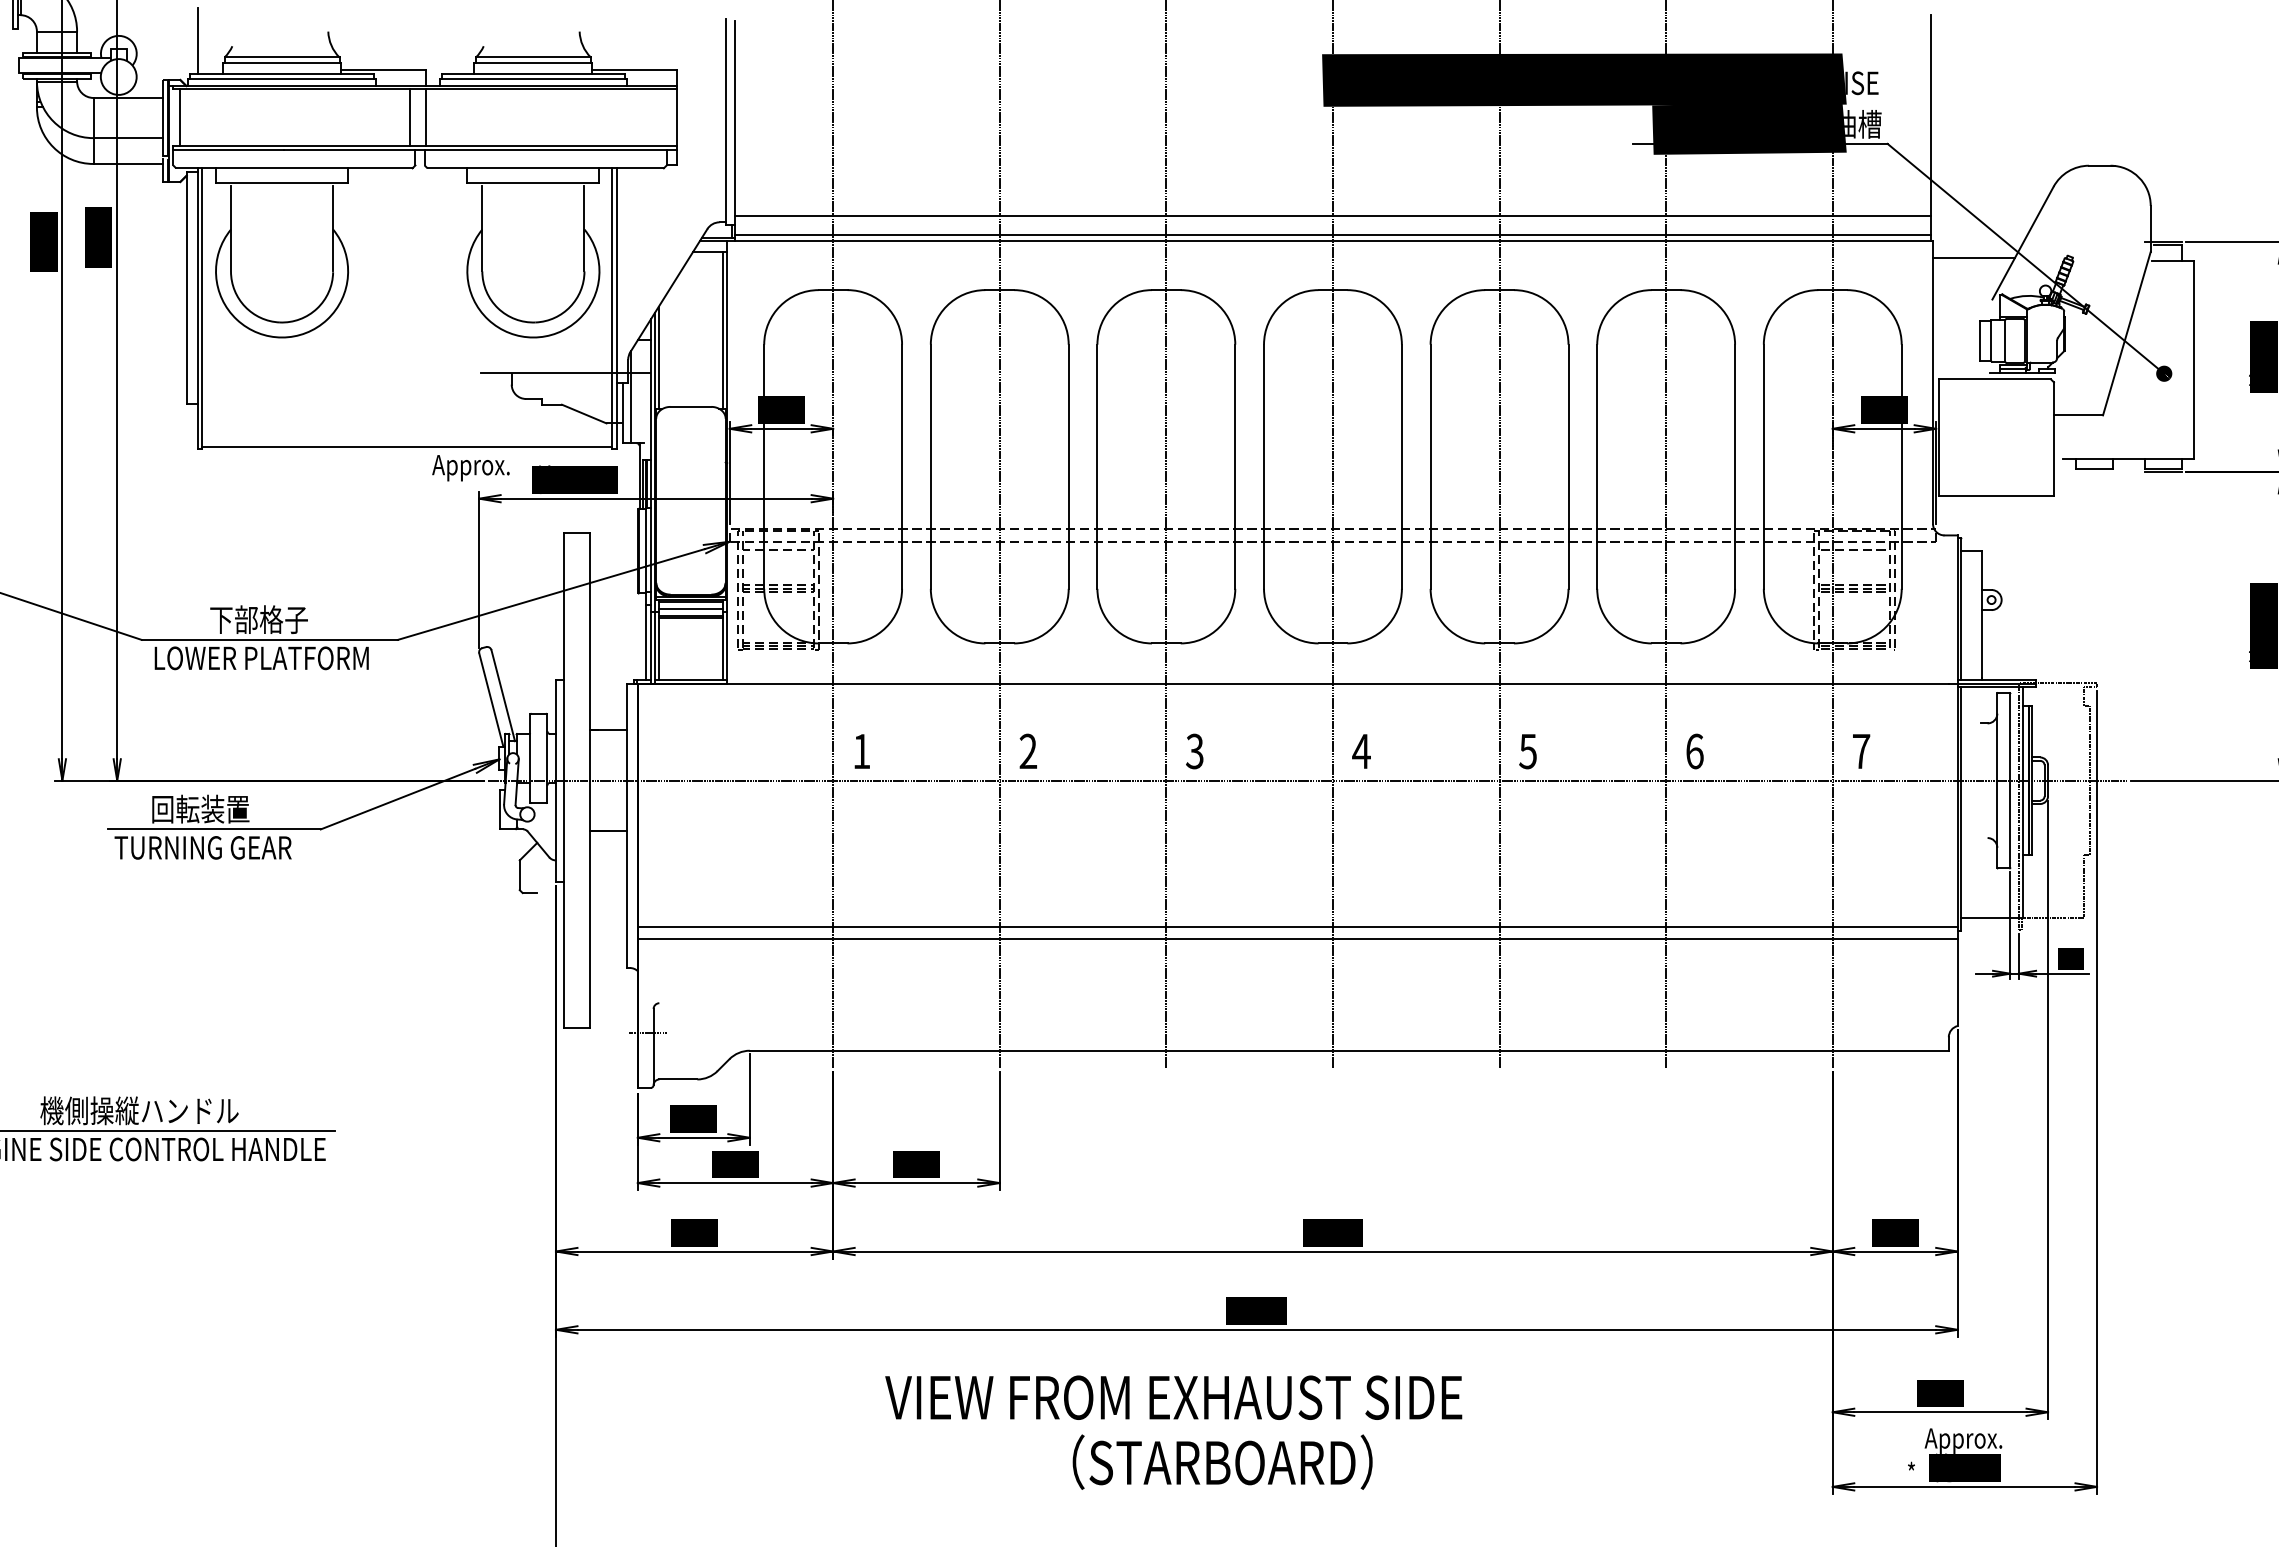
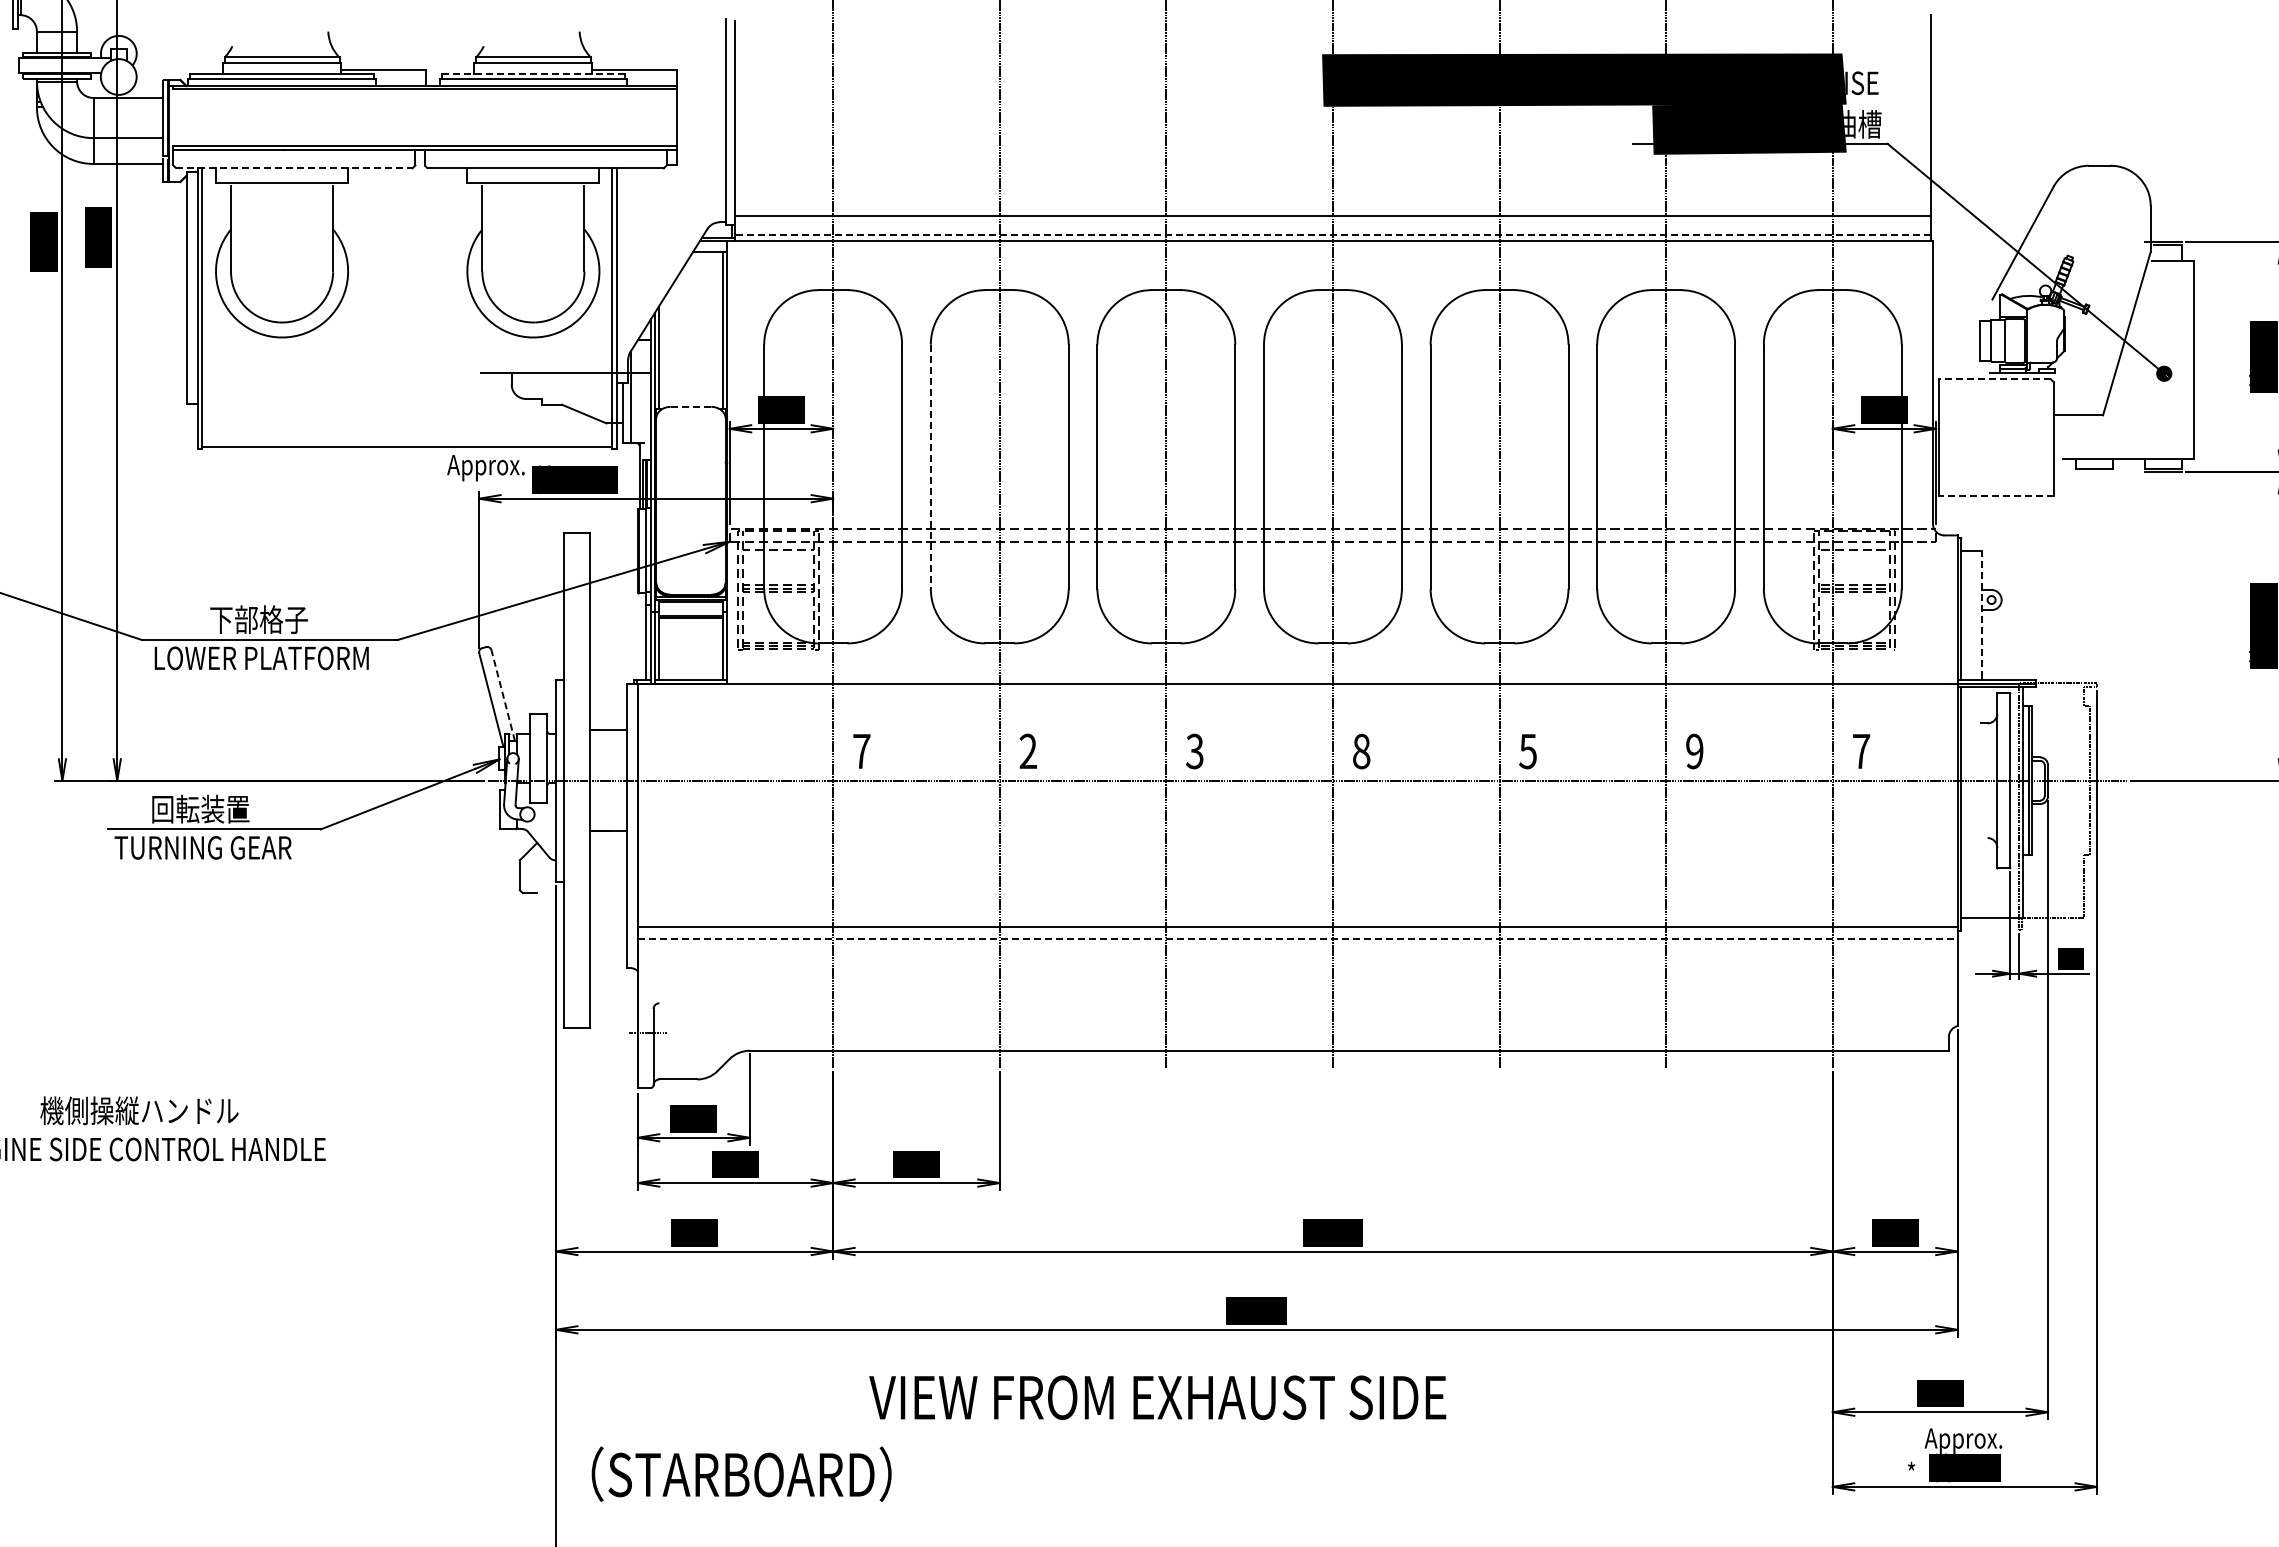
line: present -> none (197, 40)
line: solid -> dashed (533, 74)
line: present -> none (179, 117)
line: present -> none (410, 117)
line: present -> none (425, 117)
line: solid -> dashed (294, 168)
line: solid -> dashed (1332, 235)
line: present -> none (1973, 258)
line: solid -> dashed (1994, 379)
line: solid -> dashed (690, 406)
line: solid -> dashed (930, 467)
text position: (470, 468) -> (485, 468) (485, 468)
line: solid -> dashed (1996, 495)
line: present -> none (690, 609)
line: solid -> dashed (1982, 614)
line: solid -> dashed (503, 695)
text: 1 -> 7 (861, 751)
text: 4 -> 8 (1361, 751)
text: 6 -> 9 (1694, 751)
line: solid -> dashed (1297, 938)
line: present -> none (168, 1131)
text position: (1173, 1397) -> (1157, 1397) (1157, 1397)
text position: (1222, 1461) -> (741, 1473) (741, 1473)
